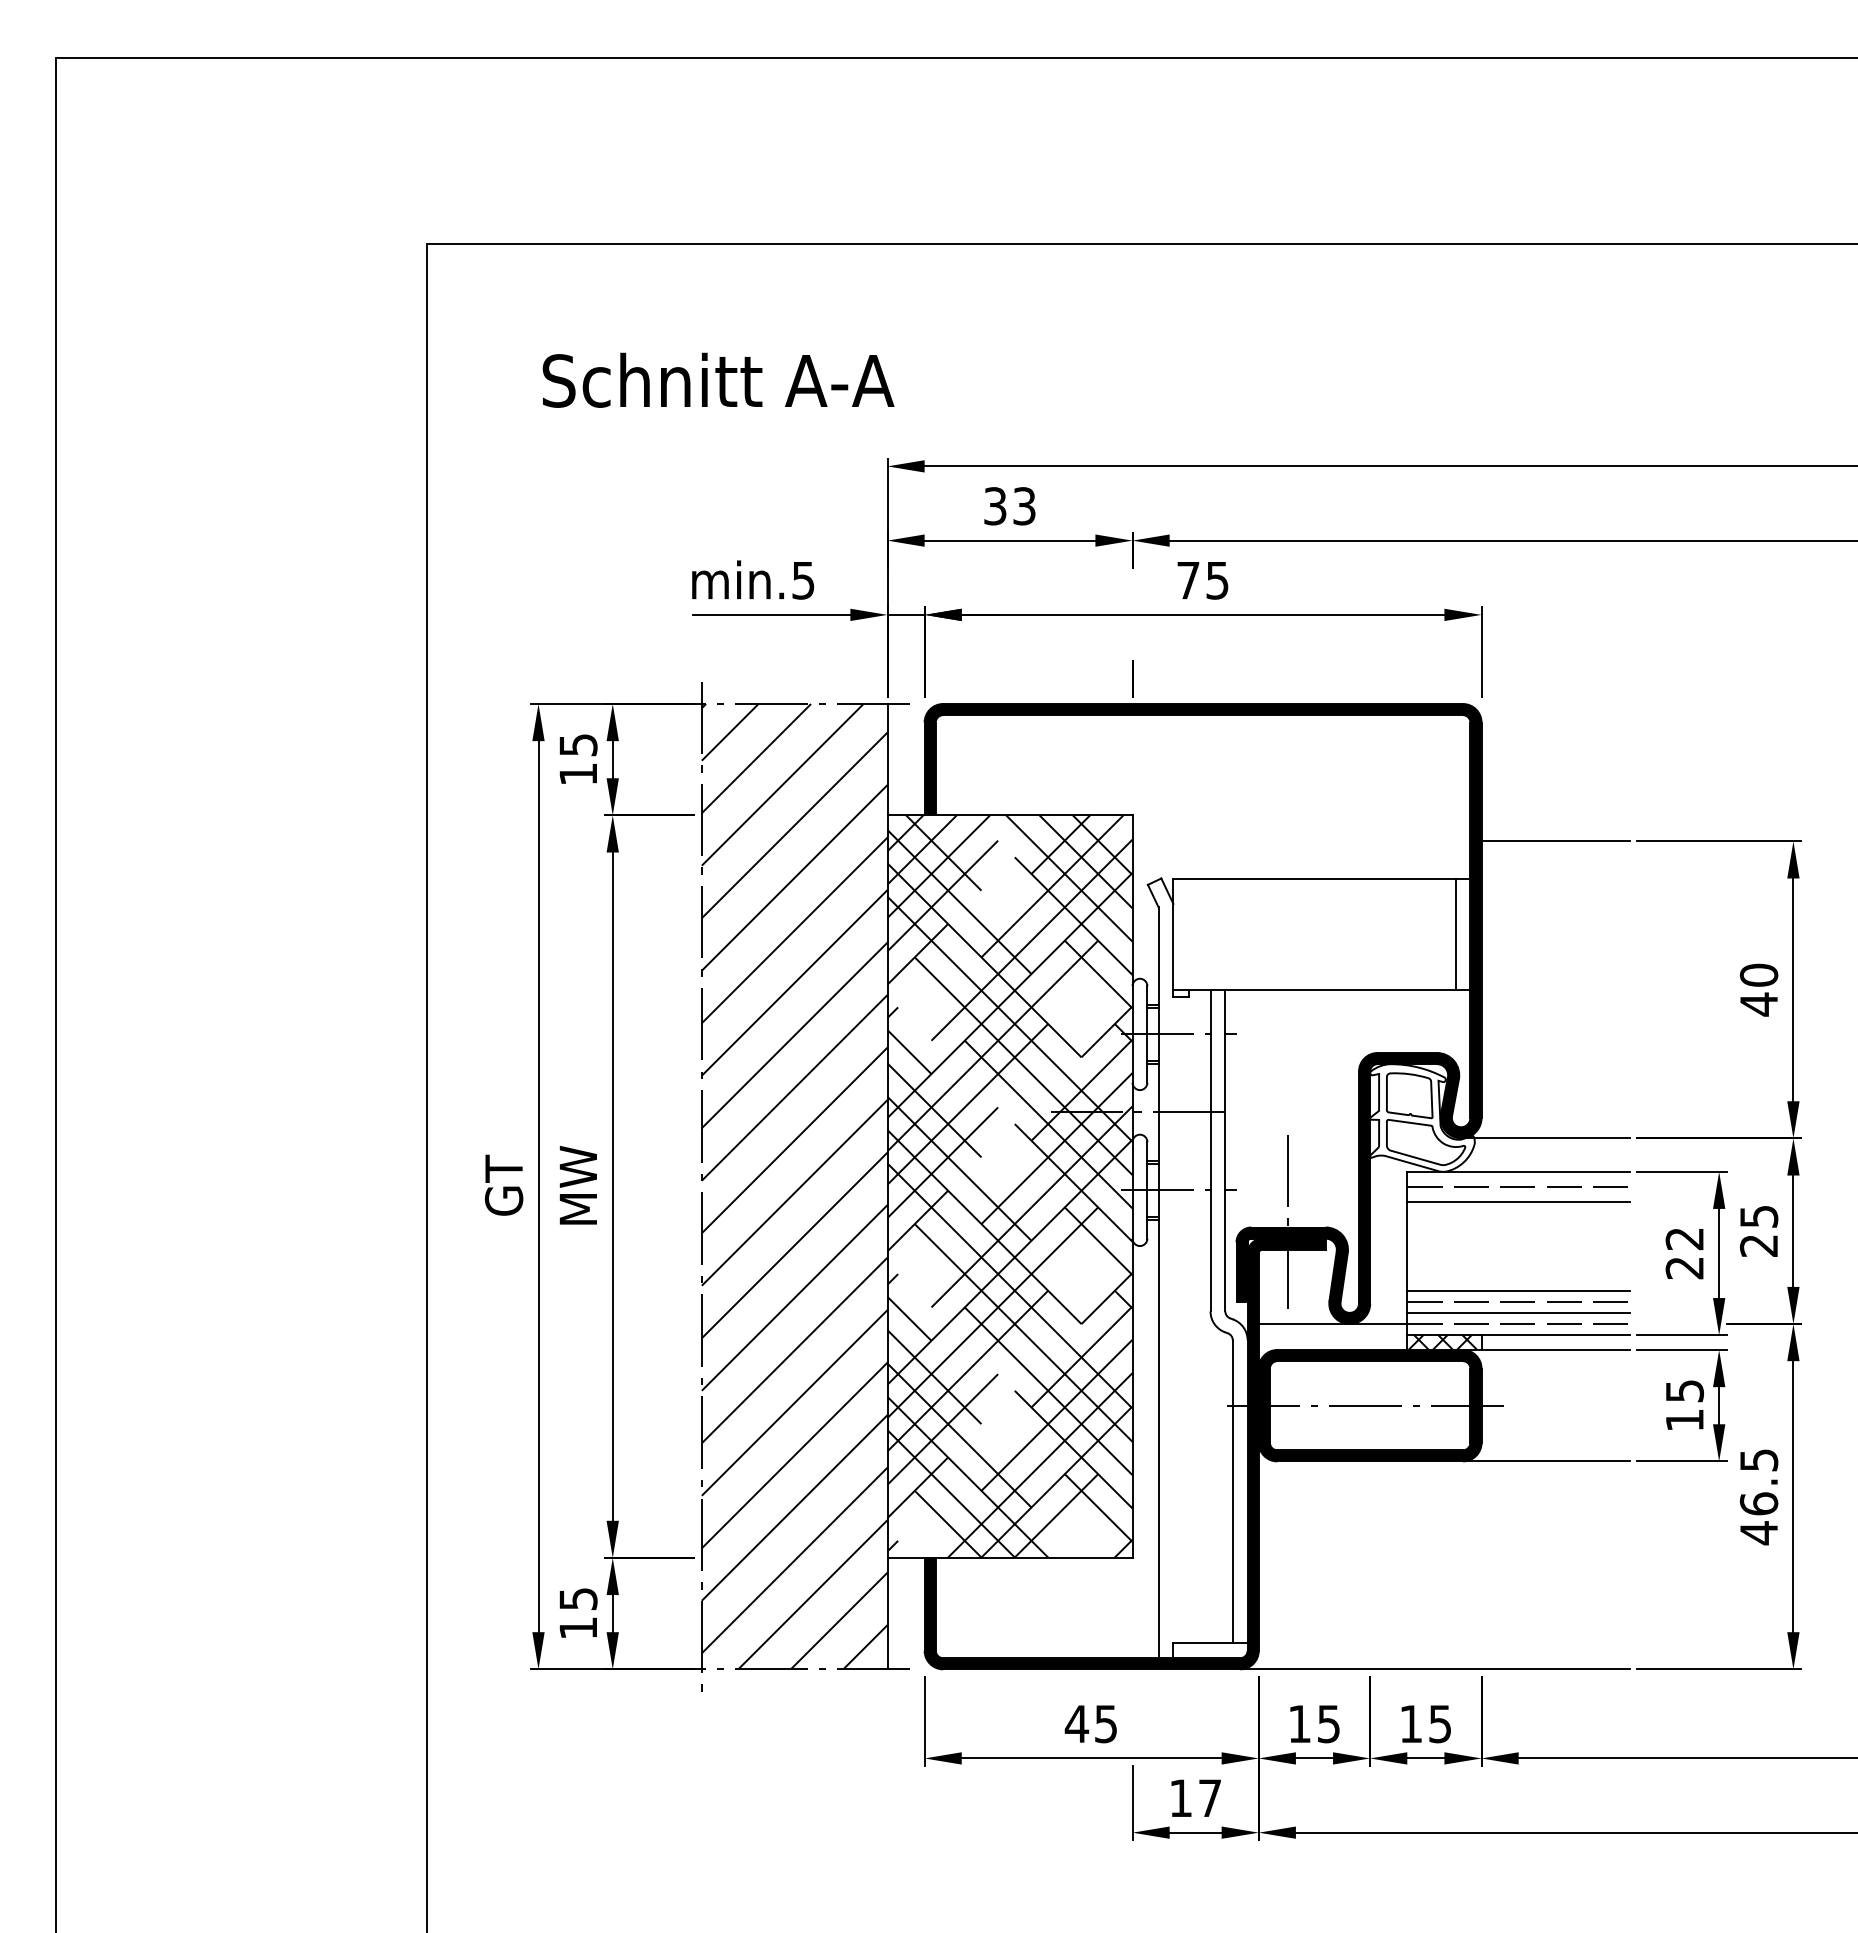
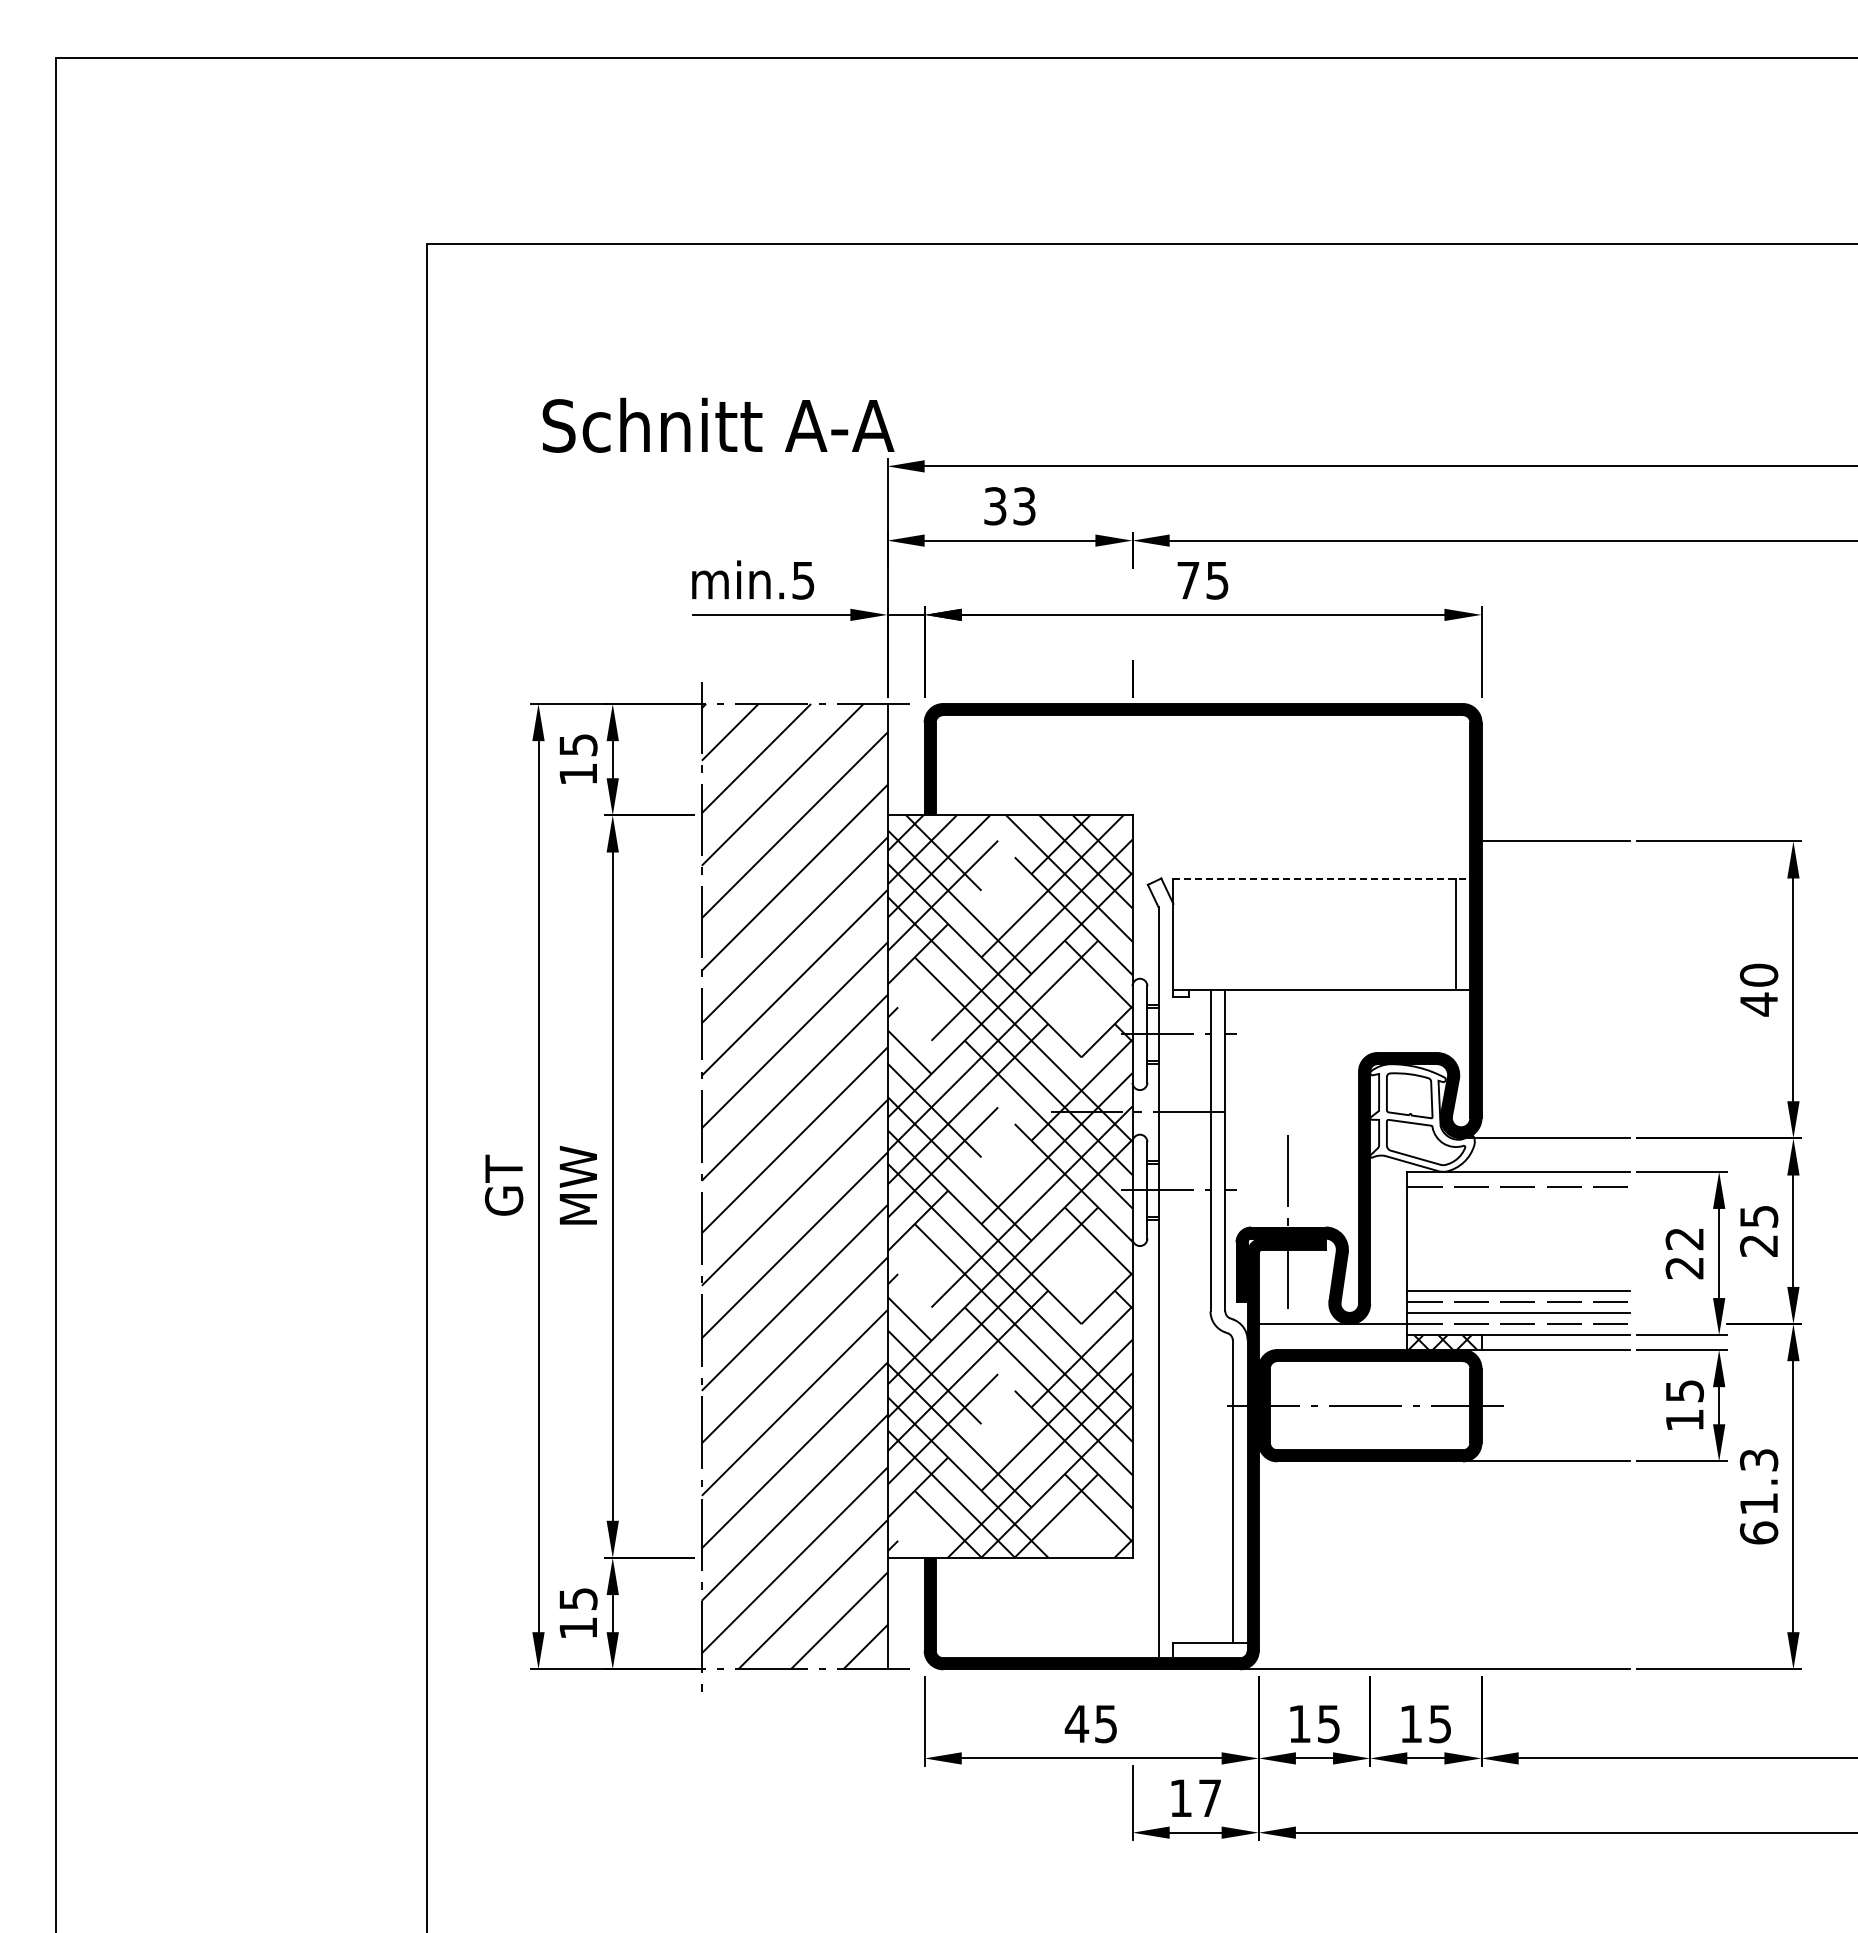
text position: (718, 379) -> (718, 424) (718, 424)
line: solid -> dashed (1321, 878)
line: present -> none (1518, 1201)
text: 46.5 -> 61.3 (1758, 1497)
